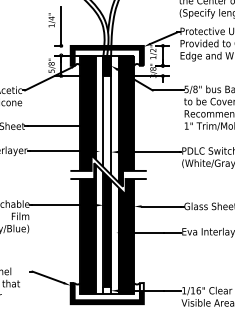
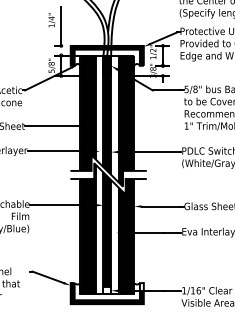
fill: none -> present (107, 125)
